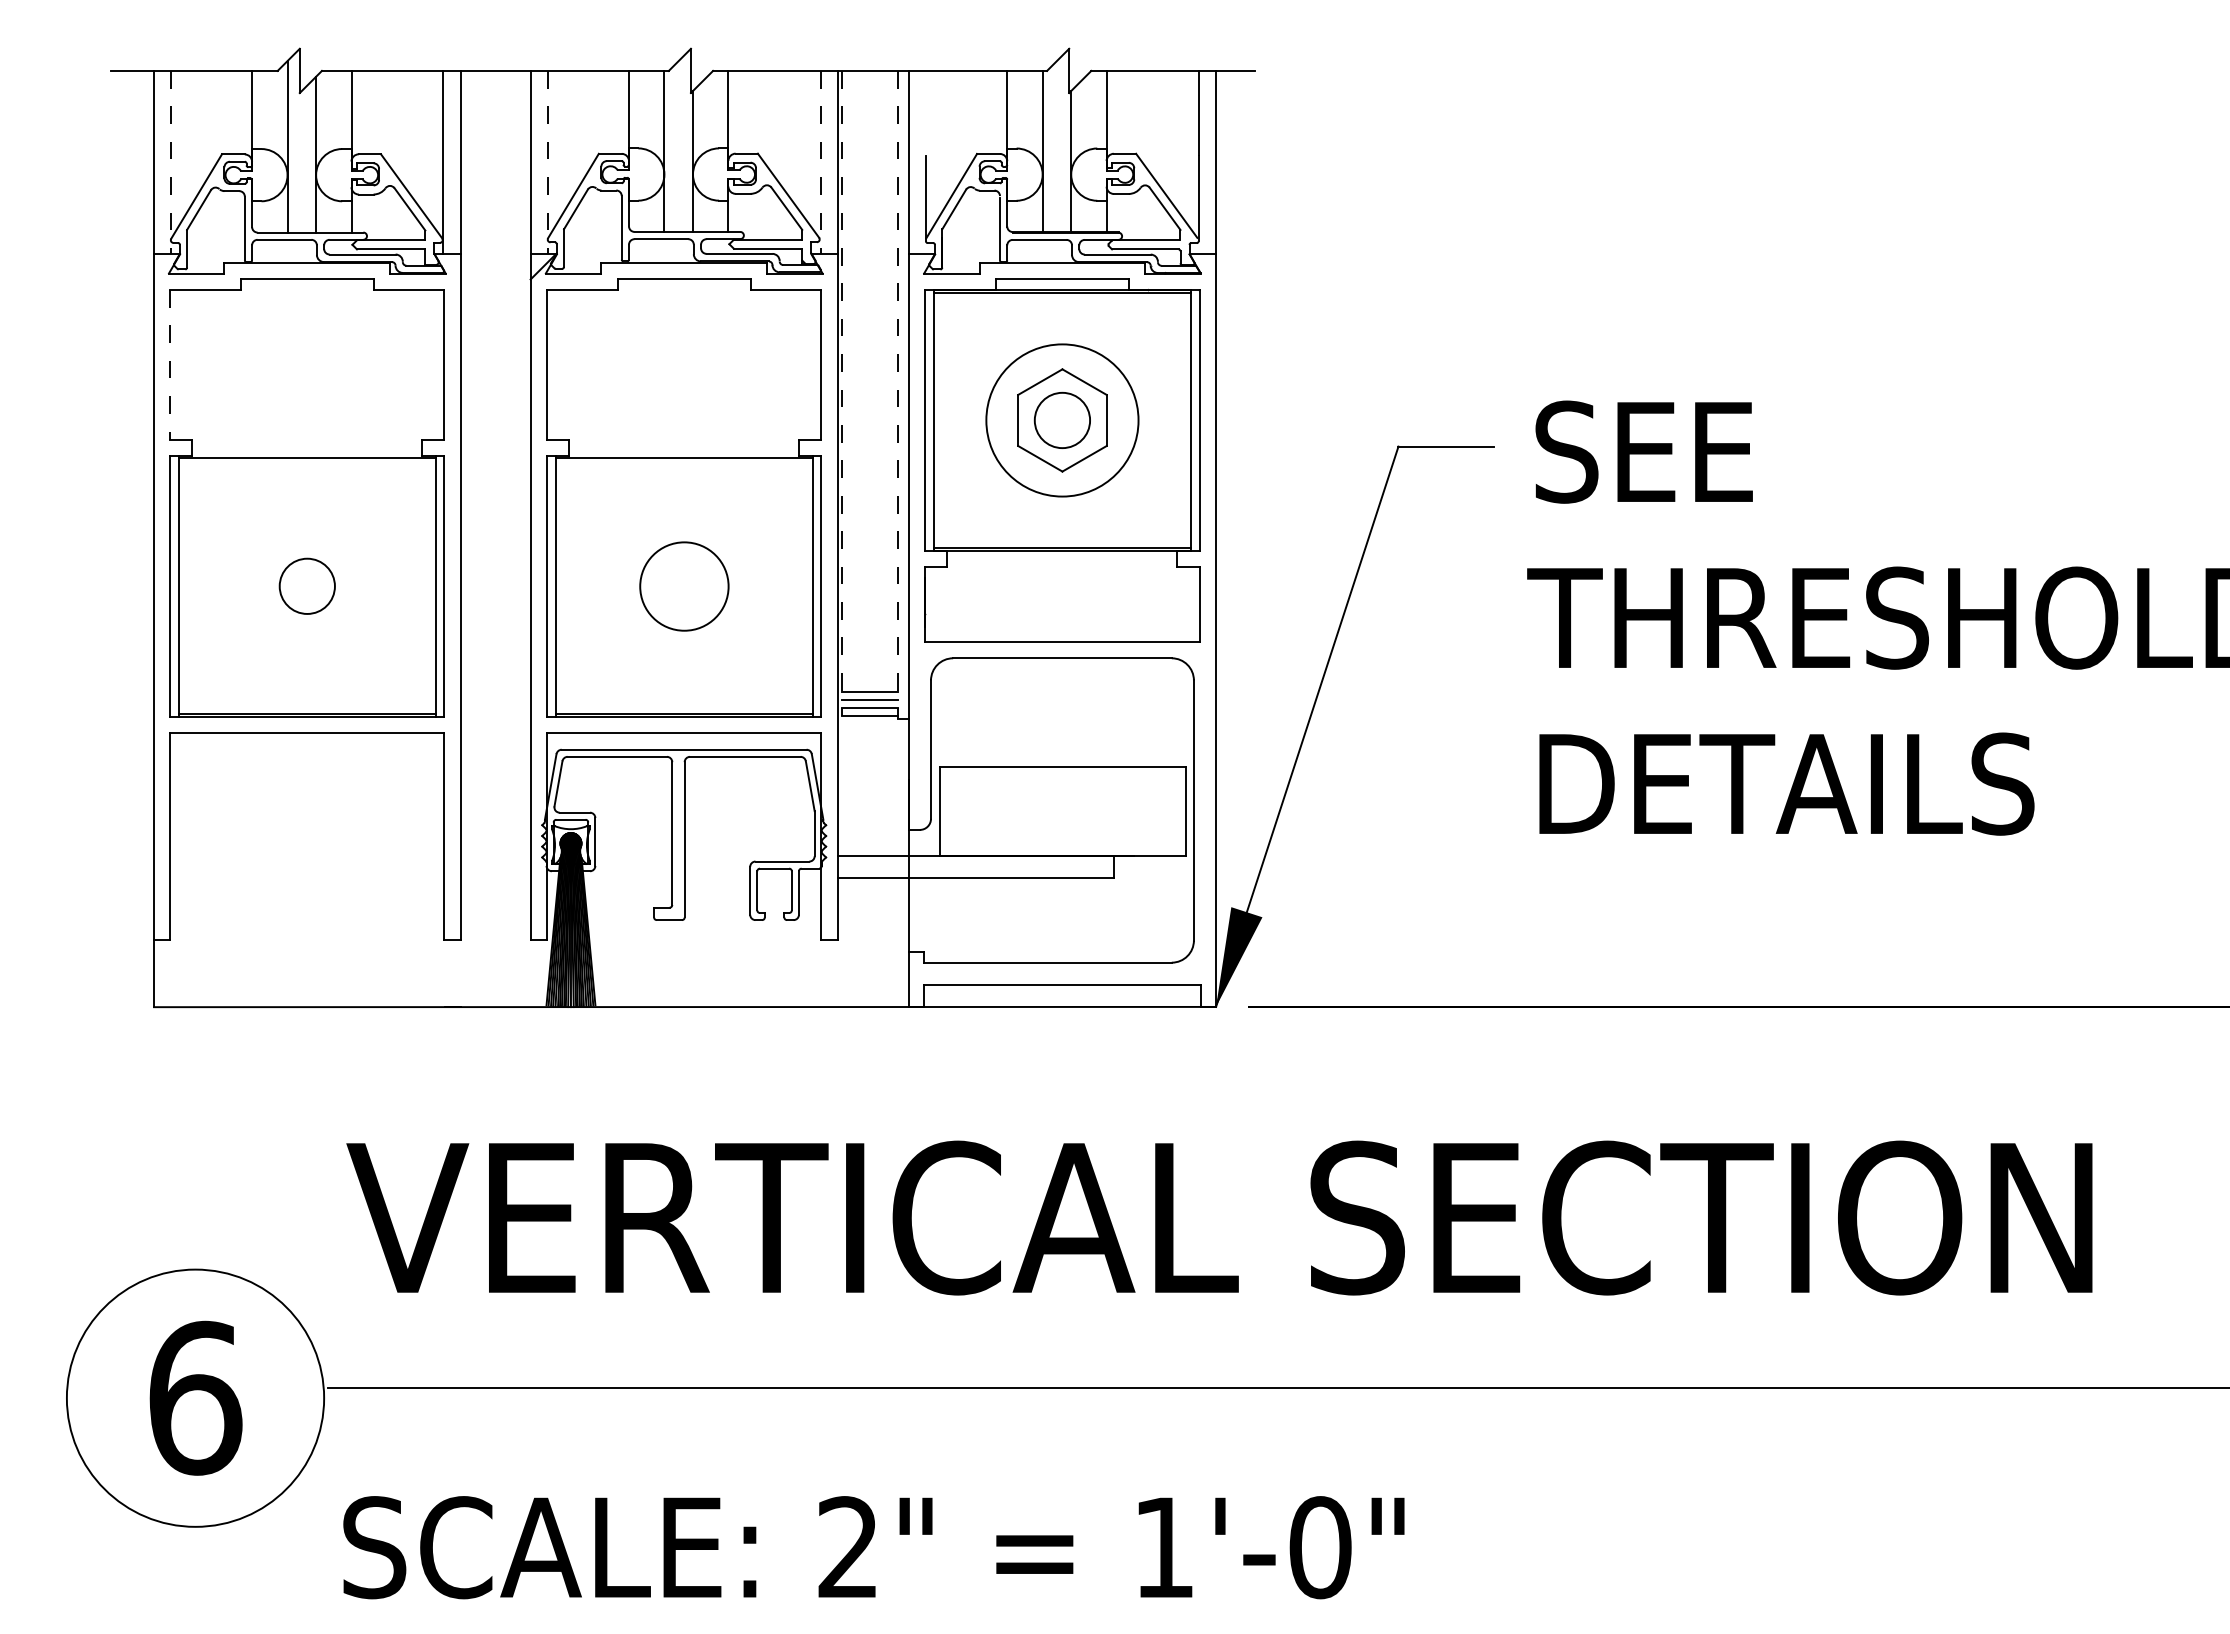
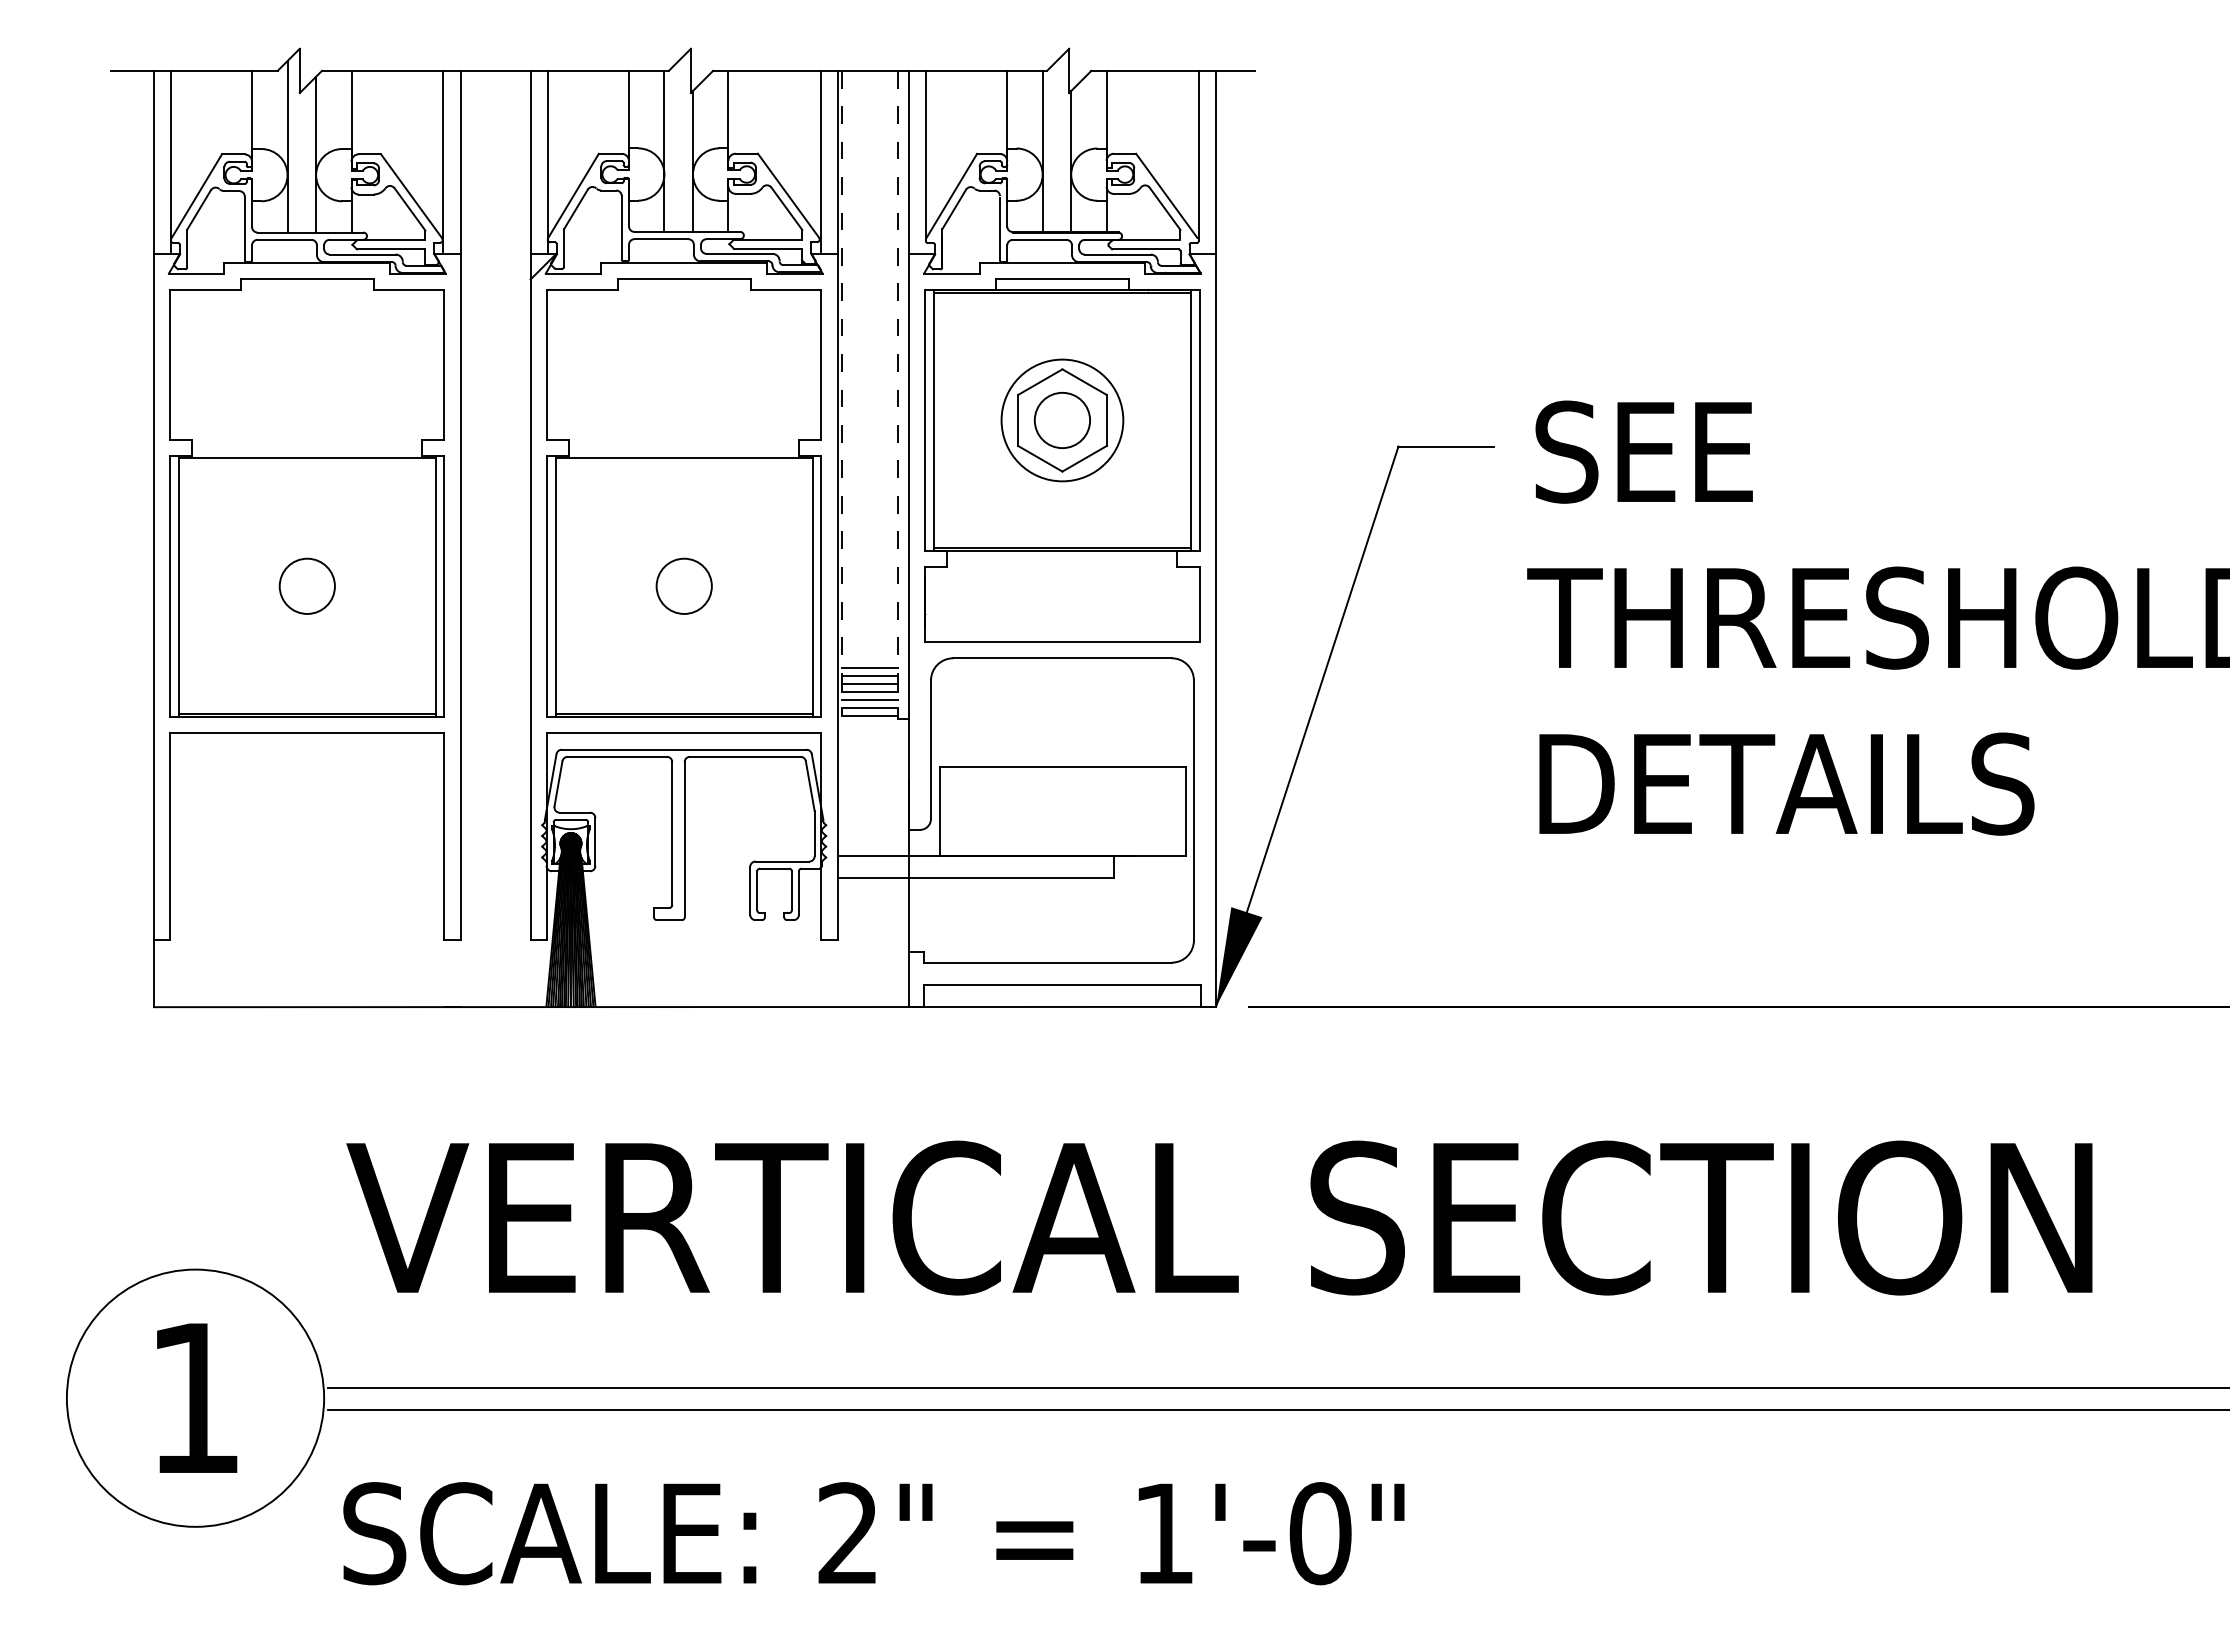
line: none -> present (925, 112)
line: dashed -> solid (170, 162)
line: dashed -> solid (548, 162)
line: dashed -> solid (820, 162)
line: dashed -> solid (170, 364)
circle diameter: 152 px -> 122 px (1062, 420)
circle size: 91x91 px -> 58x58 px (683, 585)
line: none -> present (869, 667)
line: none -> present (869, 675)
line: none -> present (869, 683)
text: 6 -> 1 (195, 1397)
line: none -> present (1276, 1409)
text position: (873, 1547) -> (873, 1533) (873, 1533)
